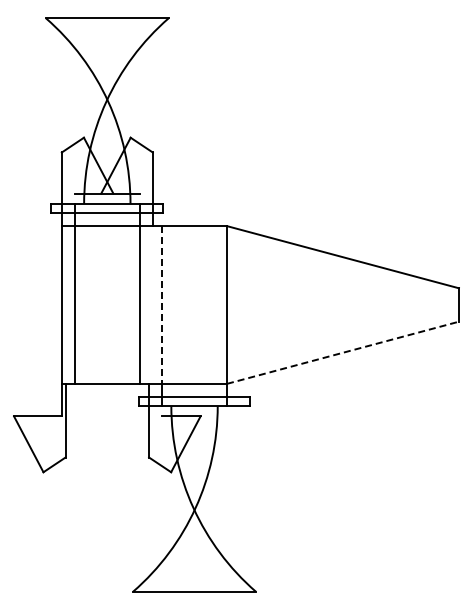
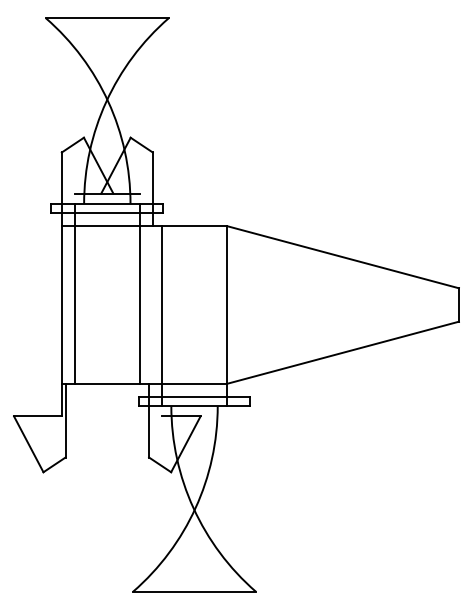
line: dashed -> solid (162, 305)
line: dashed -> solid (343, 352)
